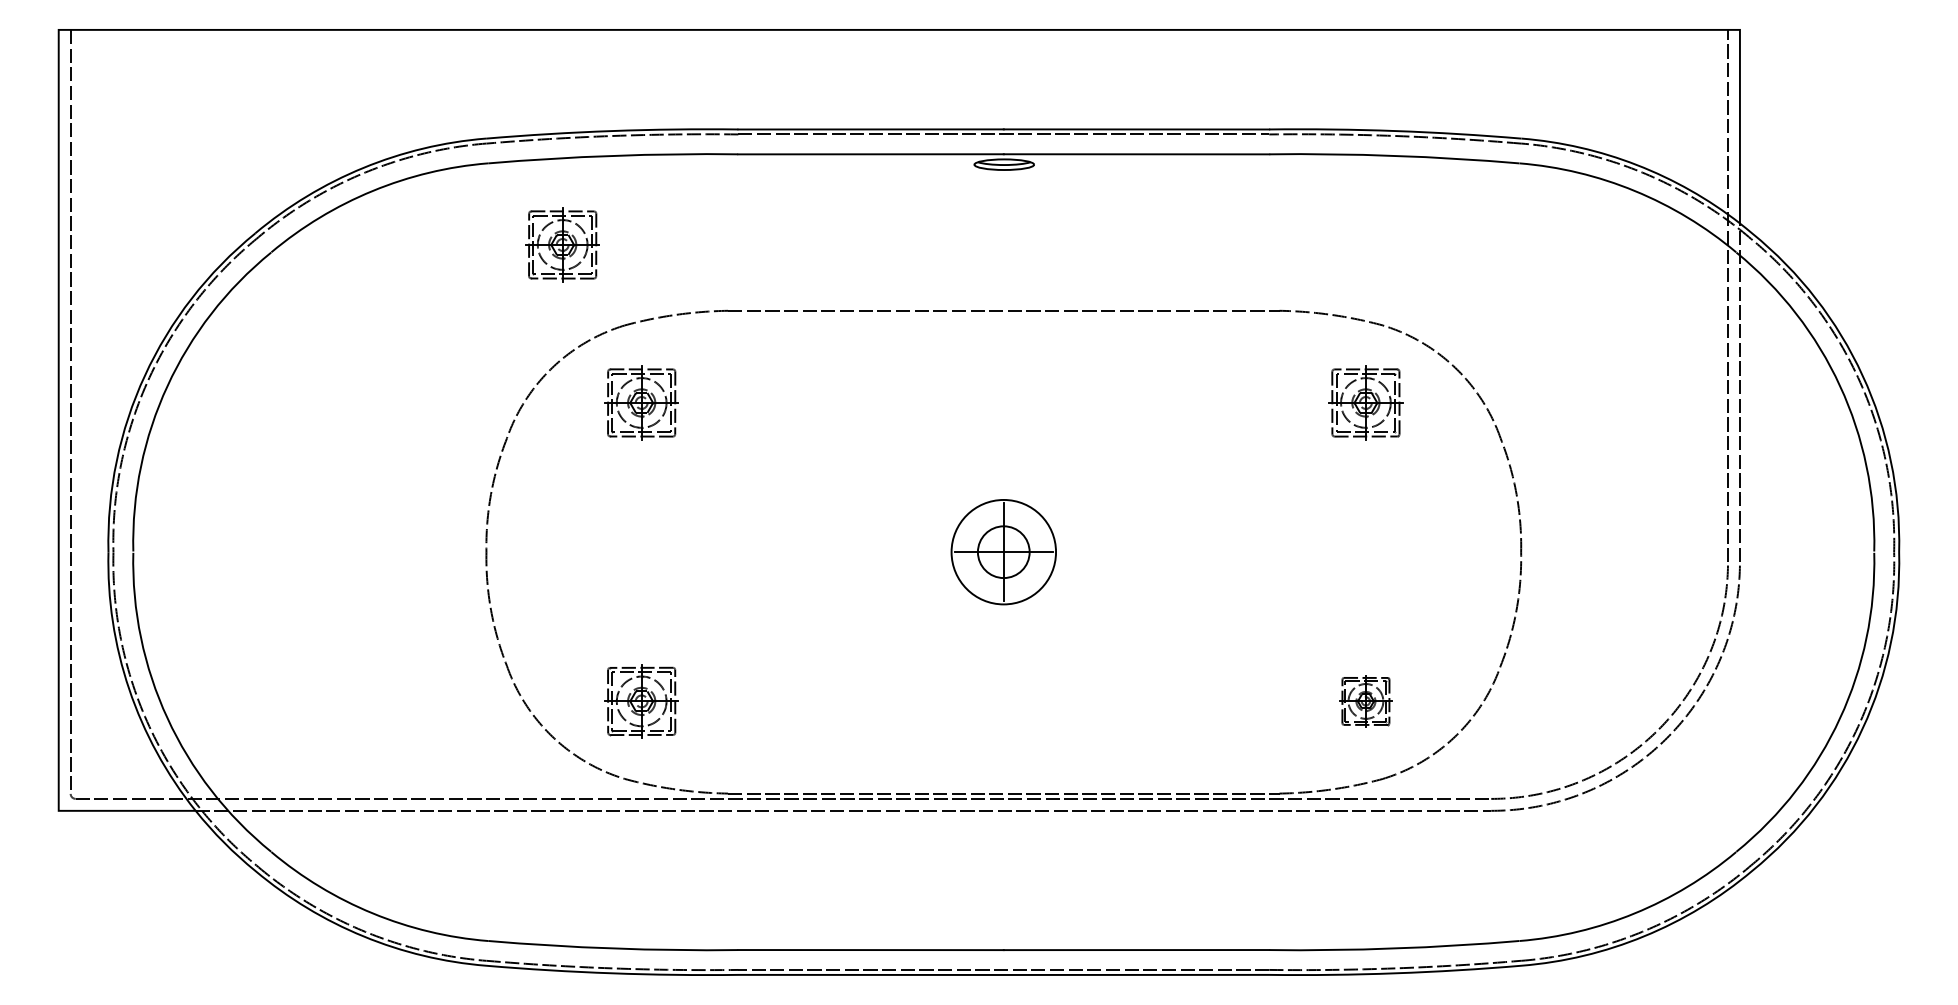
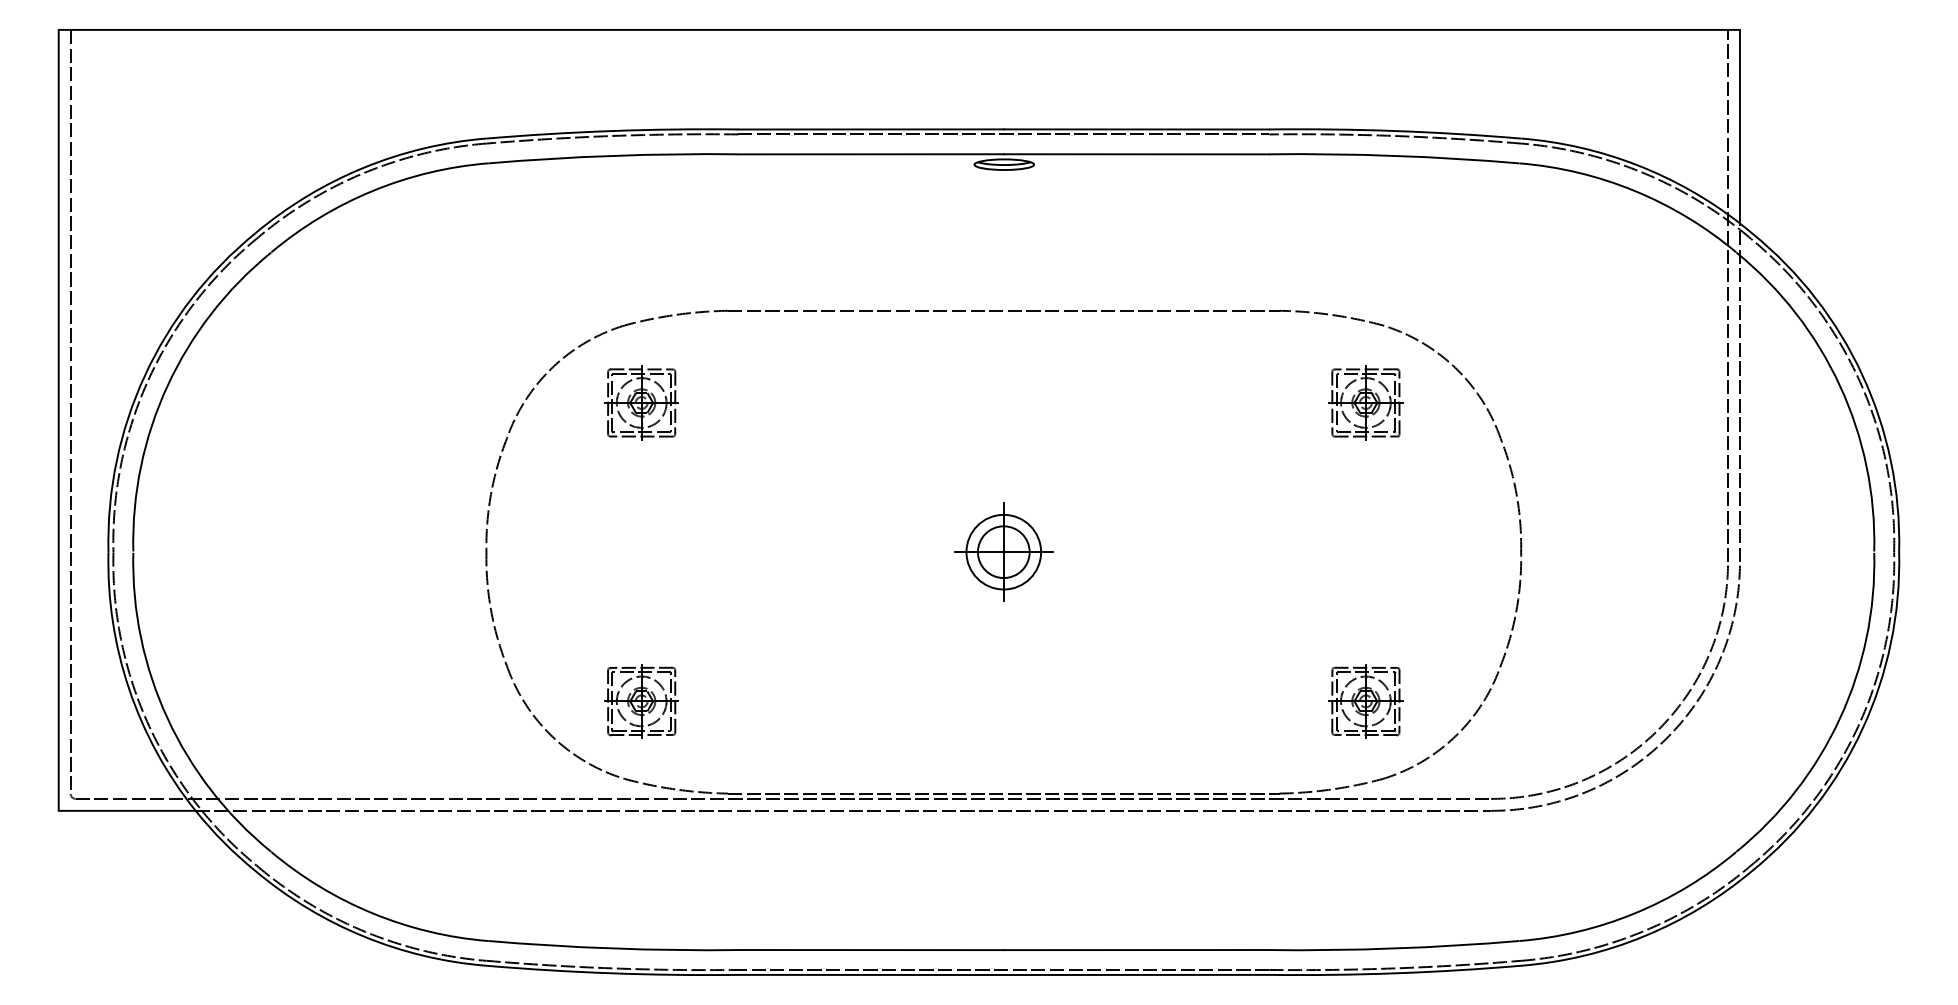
part: present -> none (562, 244)
circle diameter: 104 px -> 75 px (1003, 551)
part size: 54x53 px -> 76x75 px (1365, 701)
